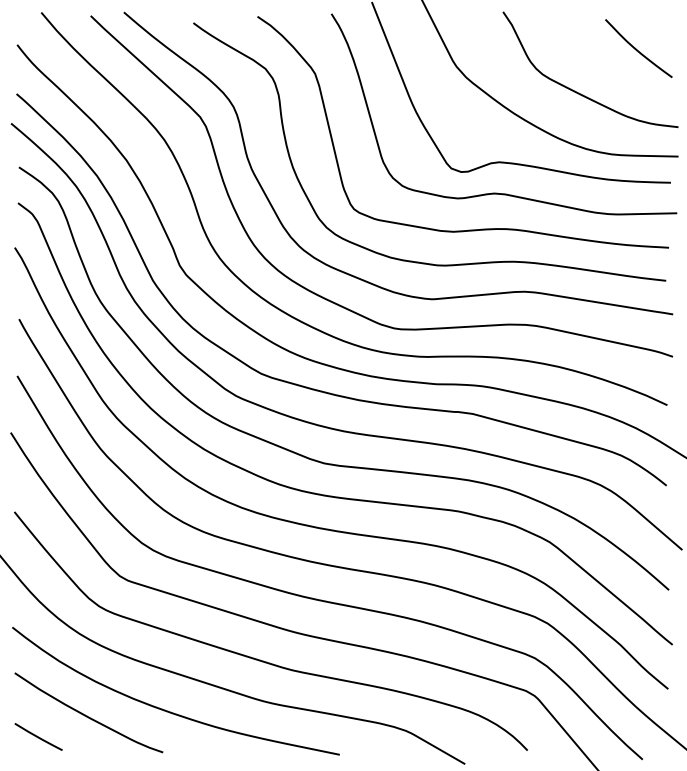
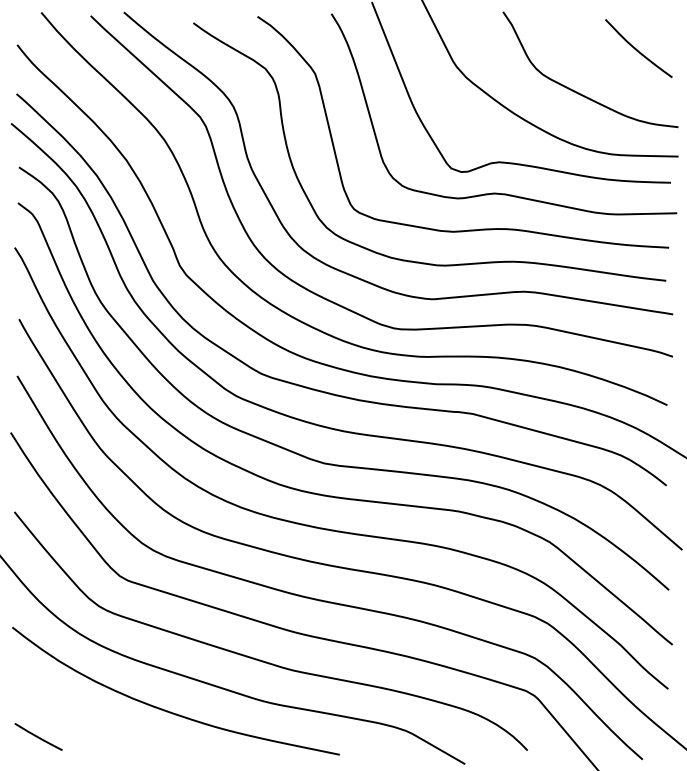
curve: present -> none (87, 715)
